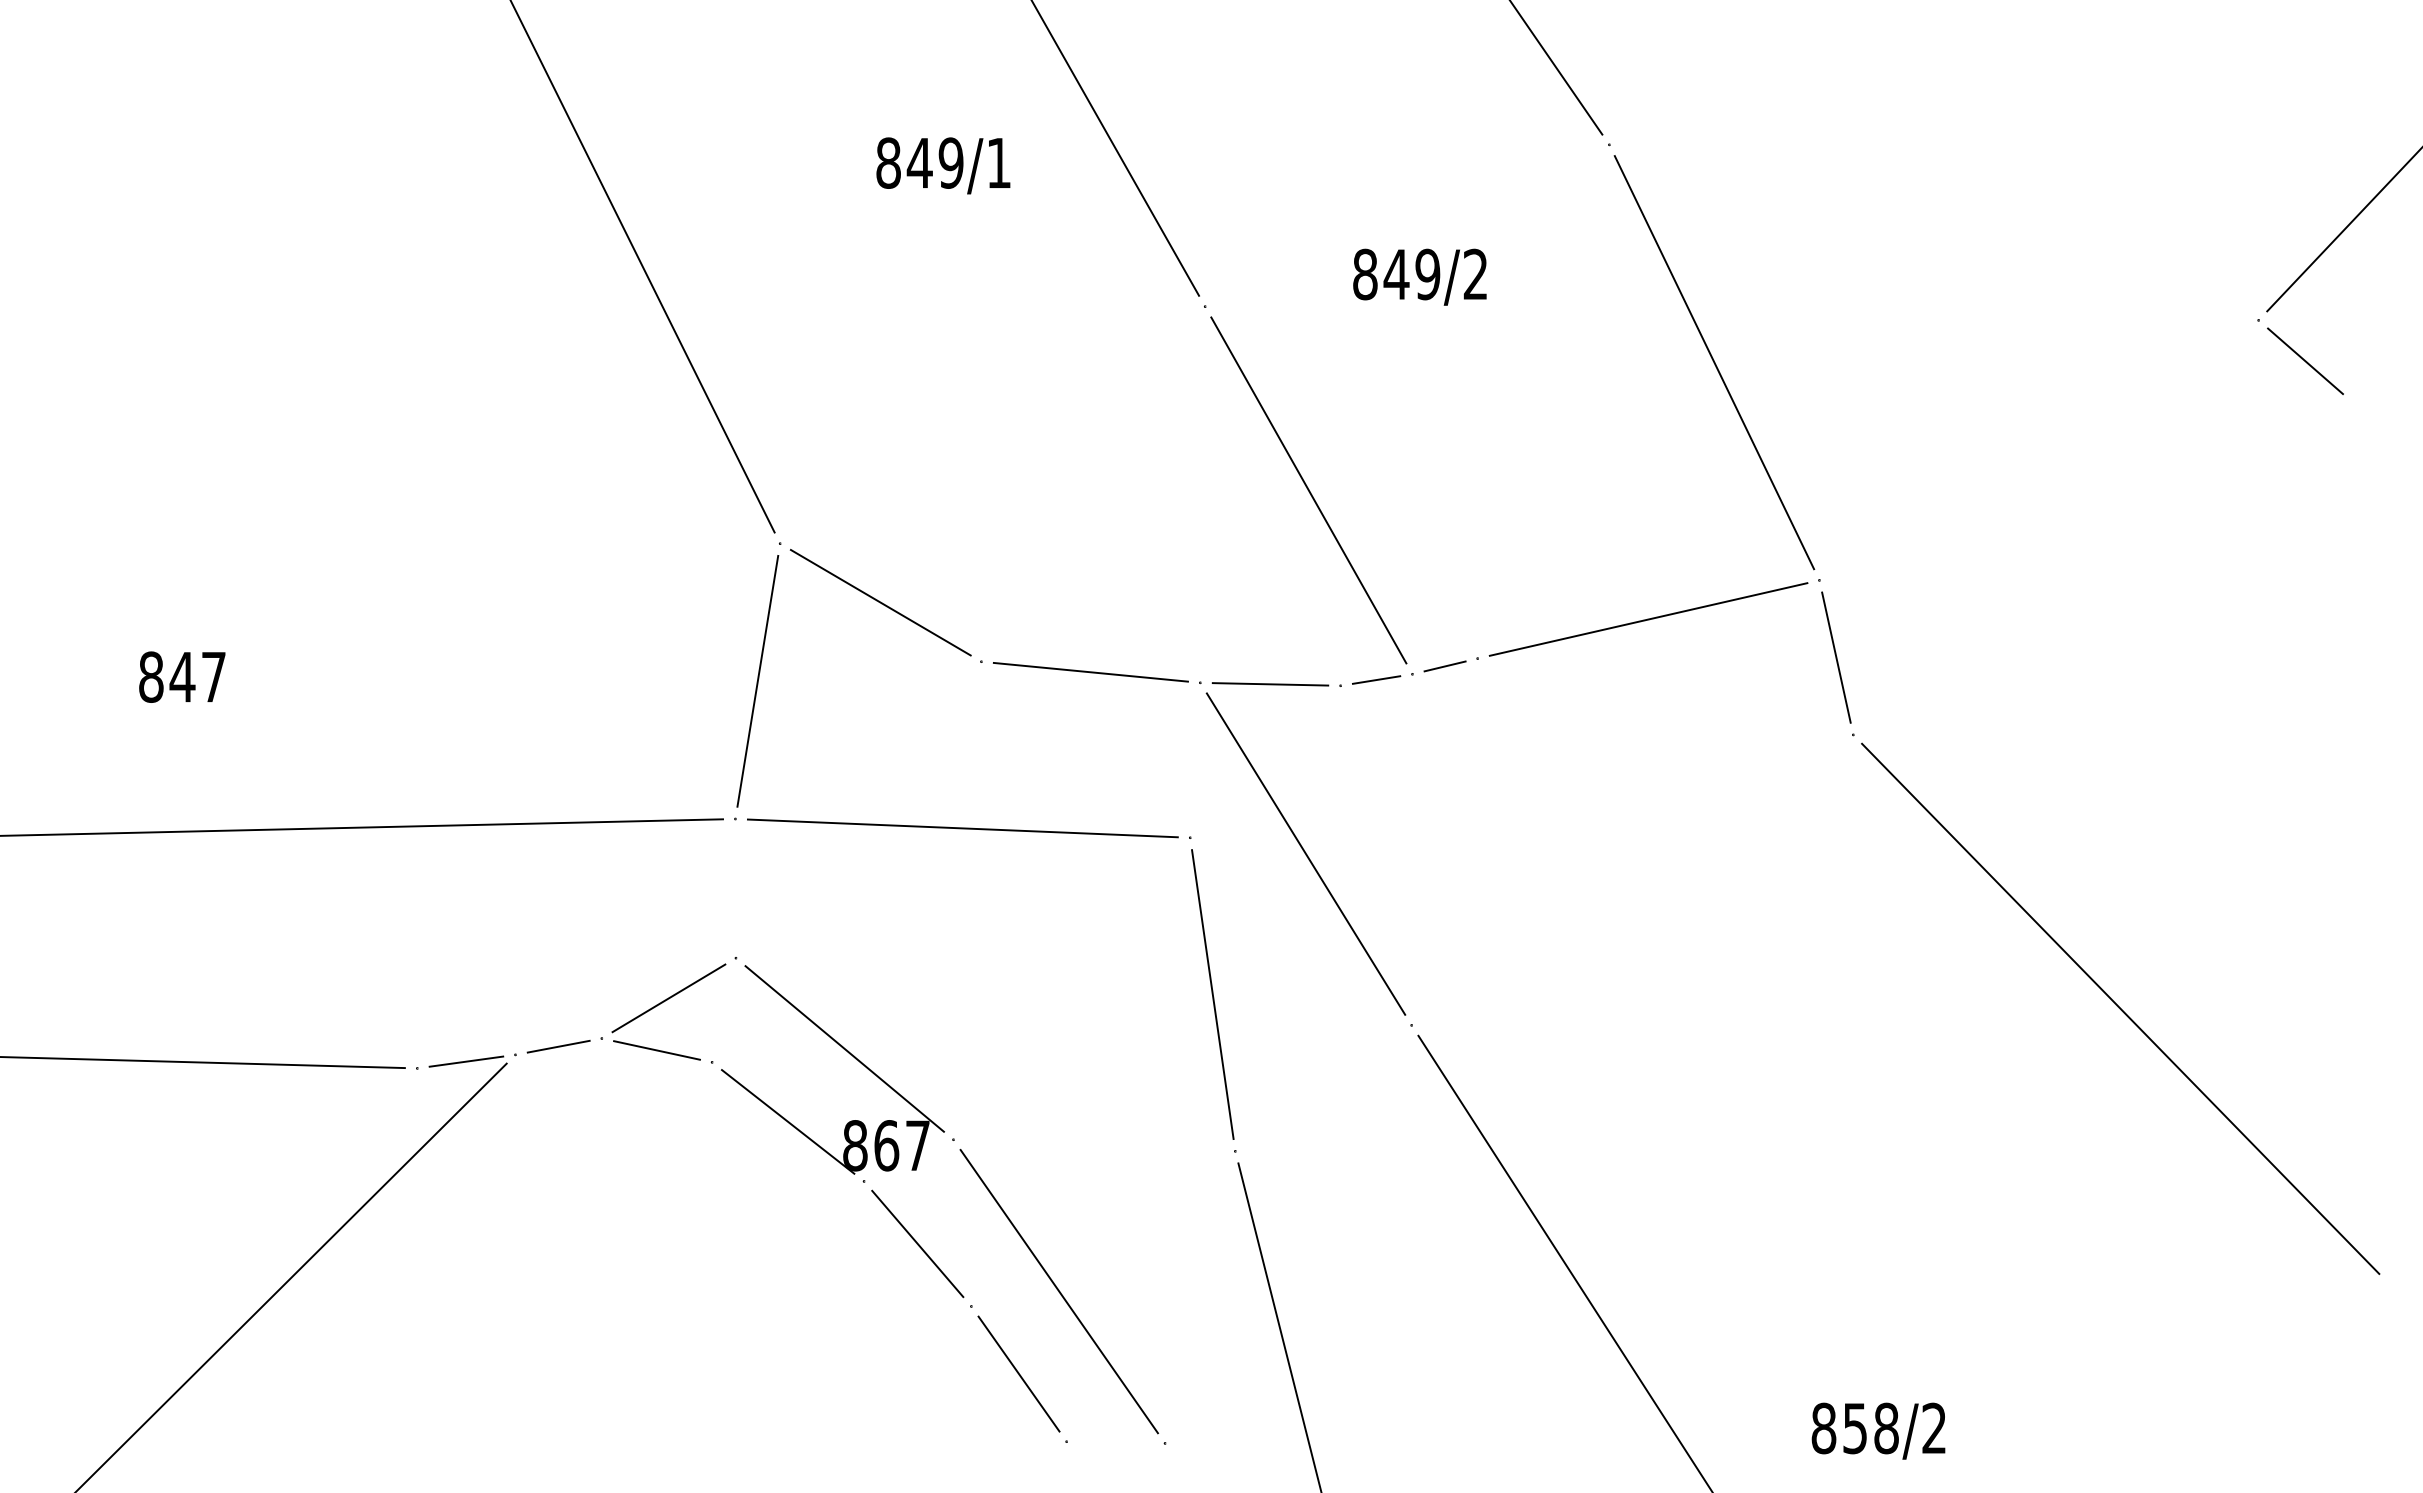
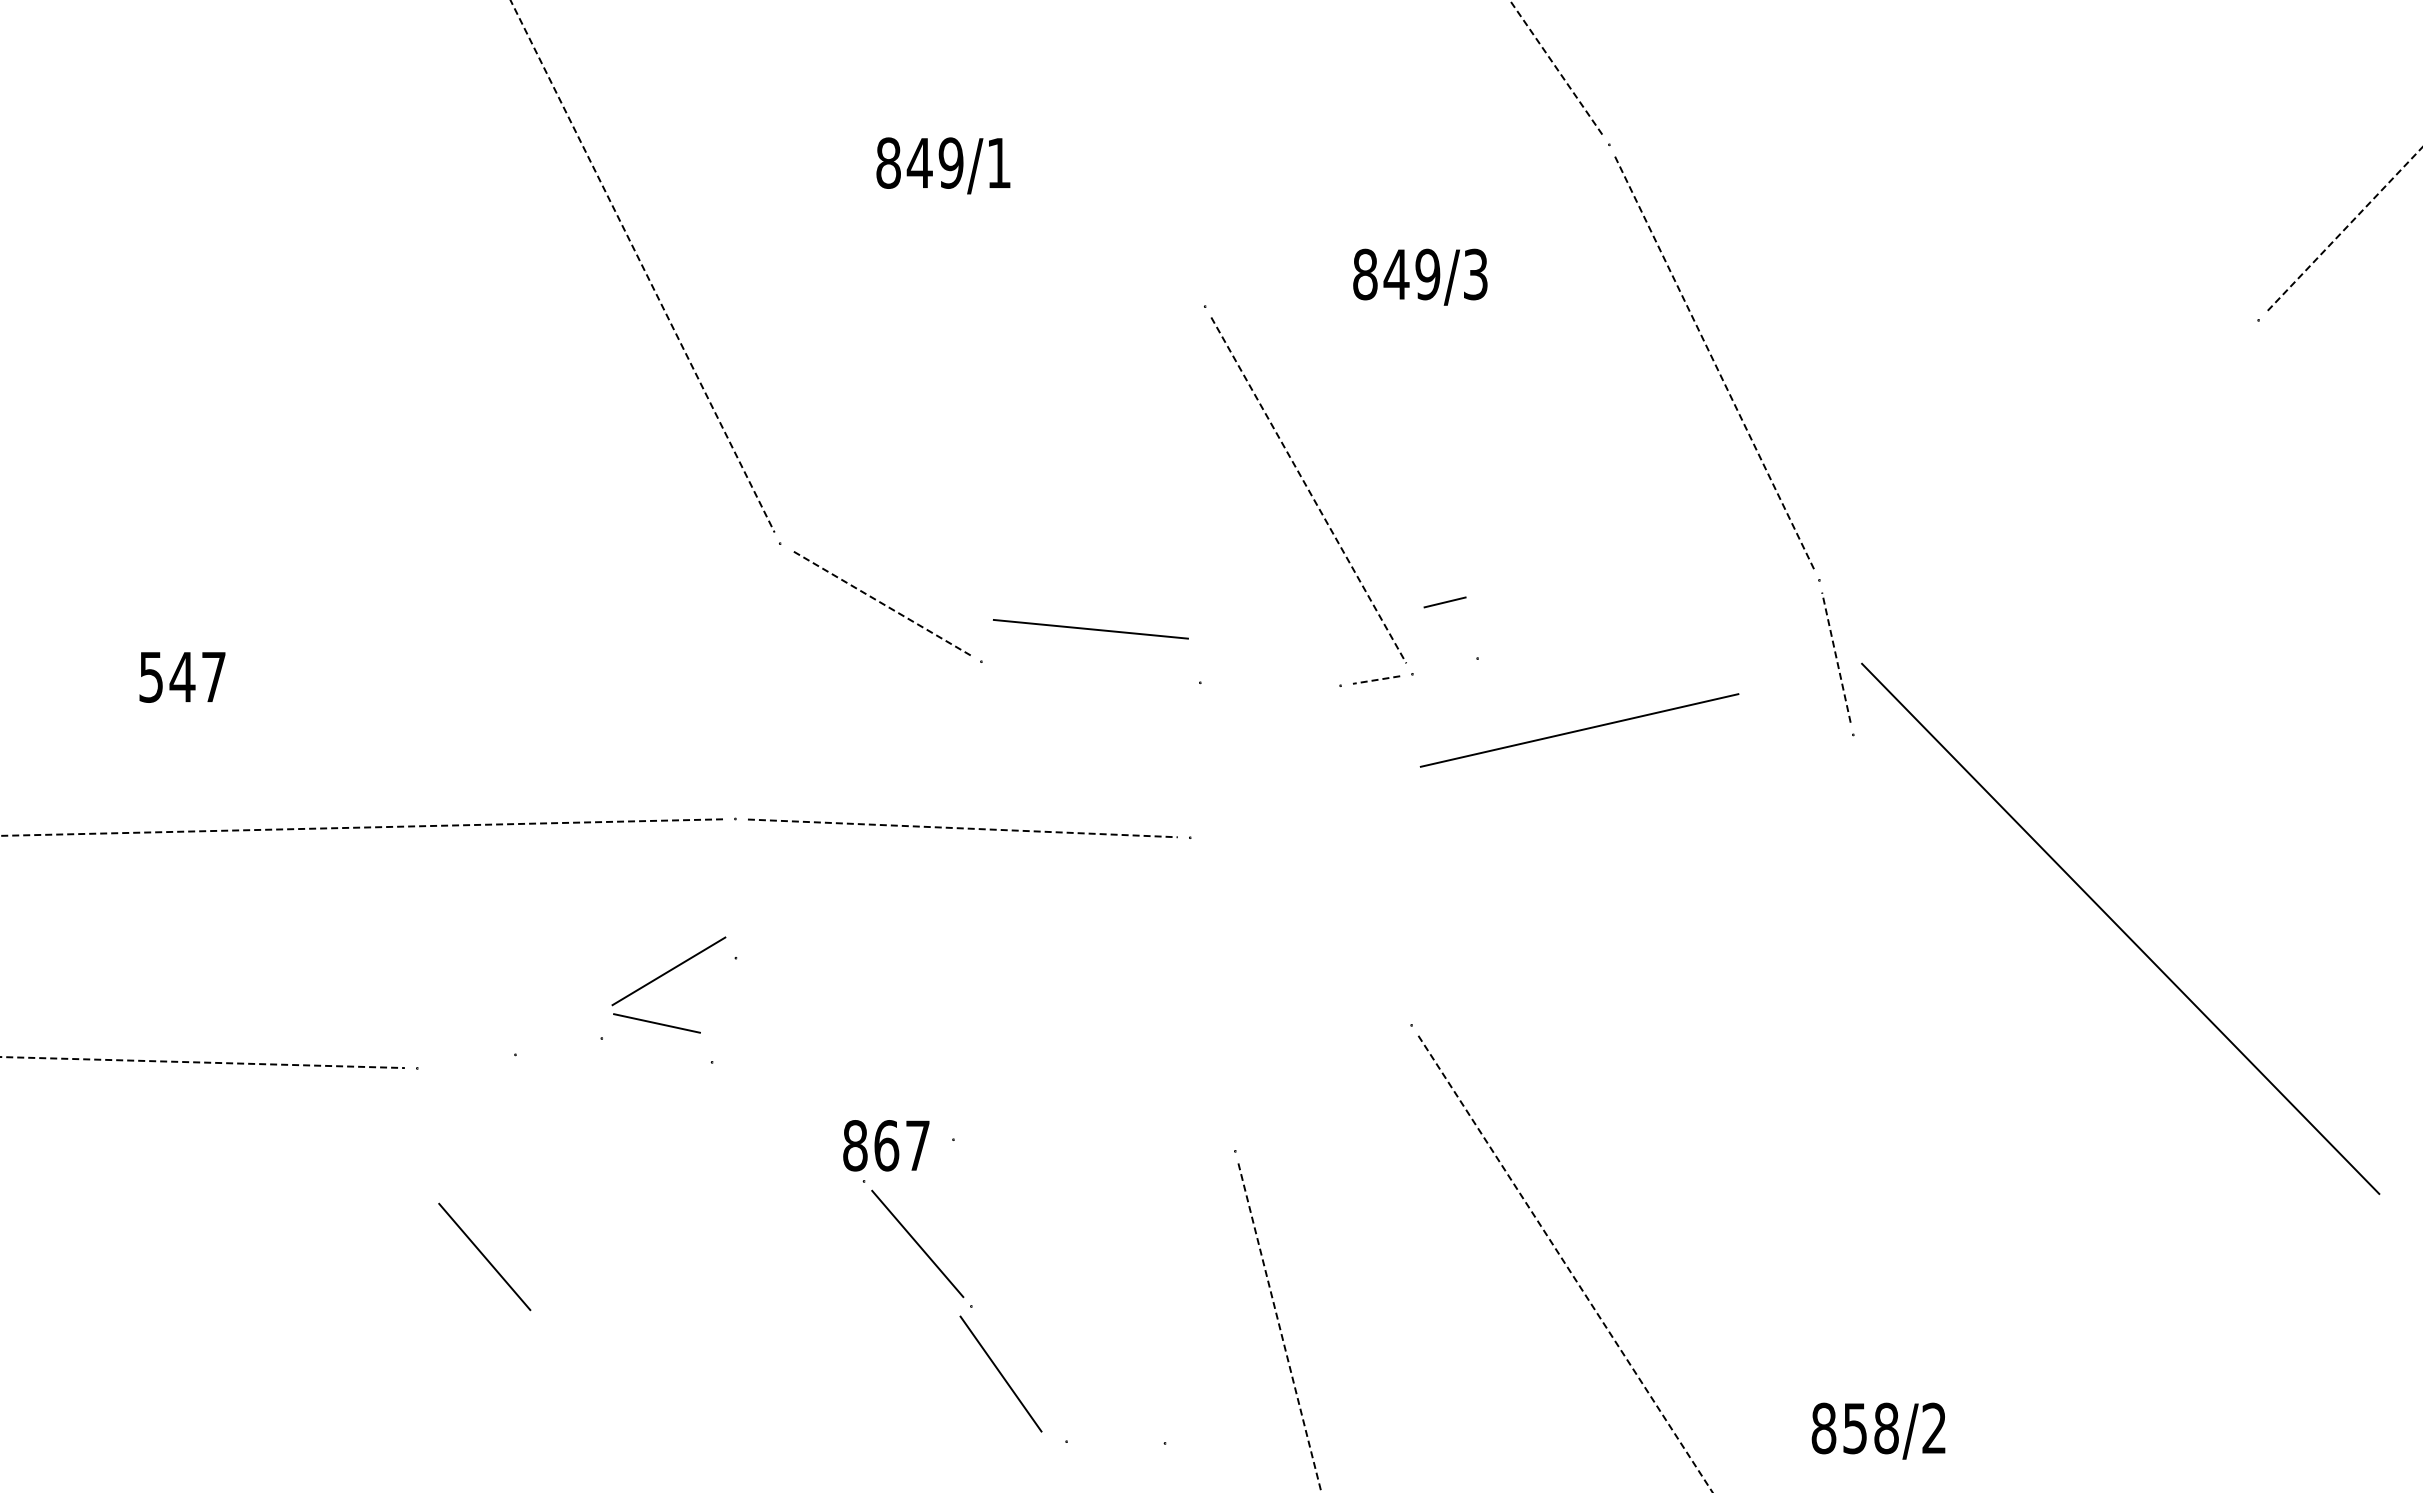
line: solid -> dashed (1555, 67)
line: present -> none (1115, 148)
line: solid -> dashed (2344, 229)
line: solid -> dashed (642, 266)
text: 849/2 -> 849/3 (1475, 274)
line: present -> none (2305, 361)
line: solid -> dashed (1714, 362)
line: solid -> dashed (1308, 490)
line: solid -> dashed (880, 602)
line position: (1648, 619) -> (1579, 730) (1579, 730)
line: solid -> dashed (1836, 657)
line position: (1444, 666) -> (1444, 602) (1444, 602)
line position: (1090, 672) -> (1090, 629) (1090, 629)
text: 847 -> 547 (151, 676)
line: present -> none (757, 680)
line: solid -> dashed (1376, 680)
line: present -> none (1270, 684)
line: solid -> dashed (361, 827)
line: solid -> dashed (963, 828)
line: present -> none (1305, 853)
line: present -> none (1212, 994)
part position: (664, 1002) -> (664, 975) (664, 975)
line position: (2120, 1008) -> (2120, 928) (2120, 928)
line: present -> none (558, 1046)
line: present -> none (844, 1048)
line: present -> none (466, 1061)
line: solid -> dashed (203, 1062)
line: present -> none (787, 1121)
line: none -> present (484, 1256)
line: solid -> dashed (1565, 1264)
line: present -> none (292, 1276)
line: present -> none (1058, 1291)
line: solid -> dashed (1279, 1328)
line position: (1018, 1373) -> (1000, 1373) (1000, 1373)
